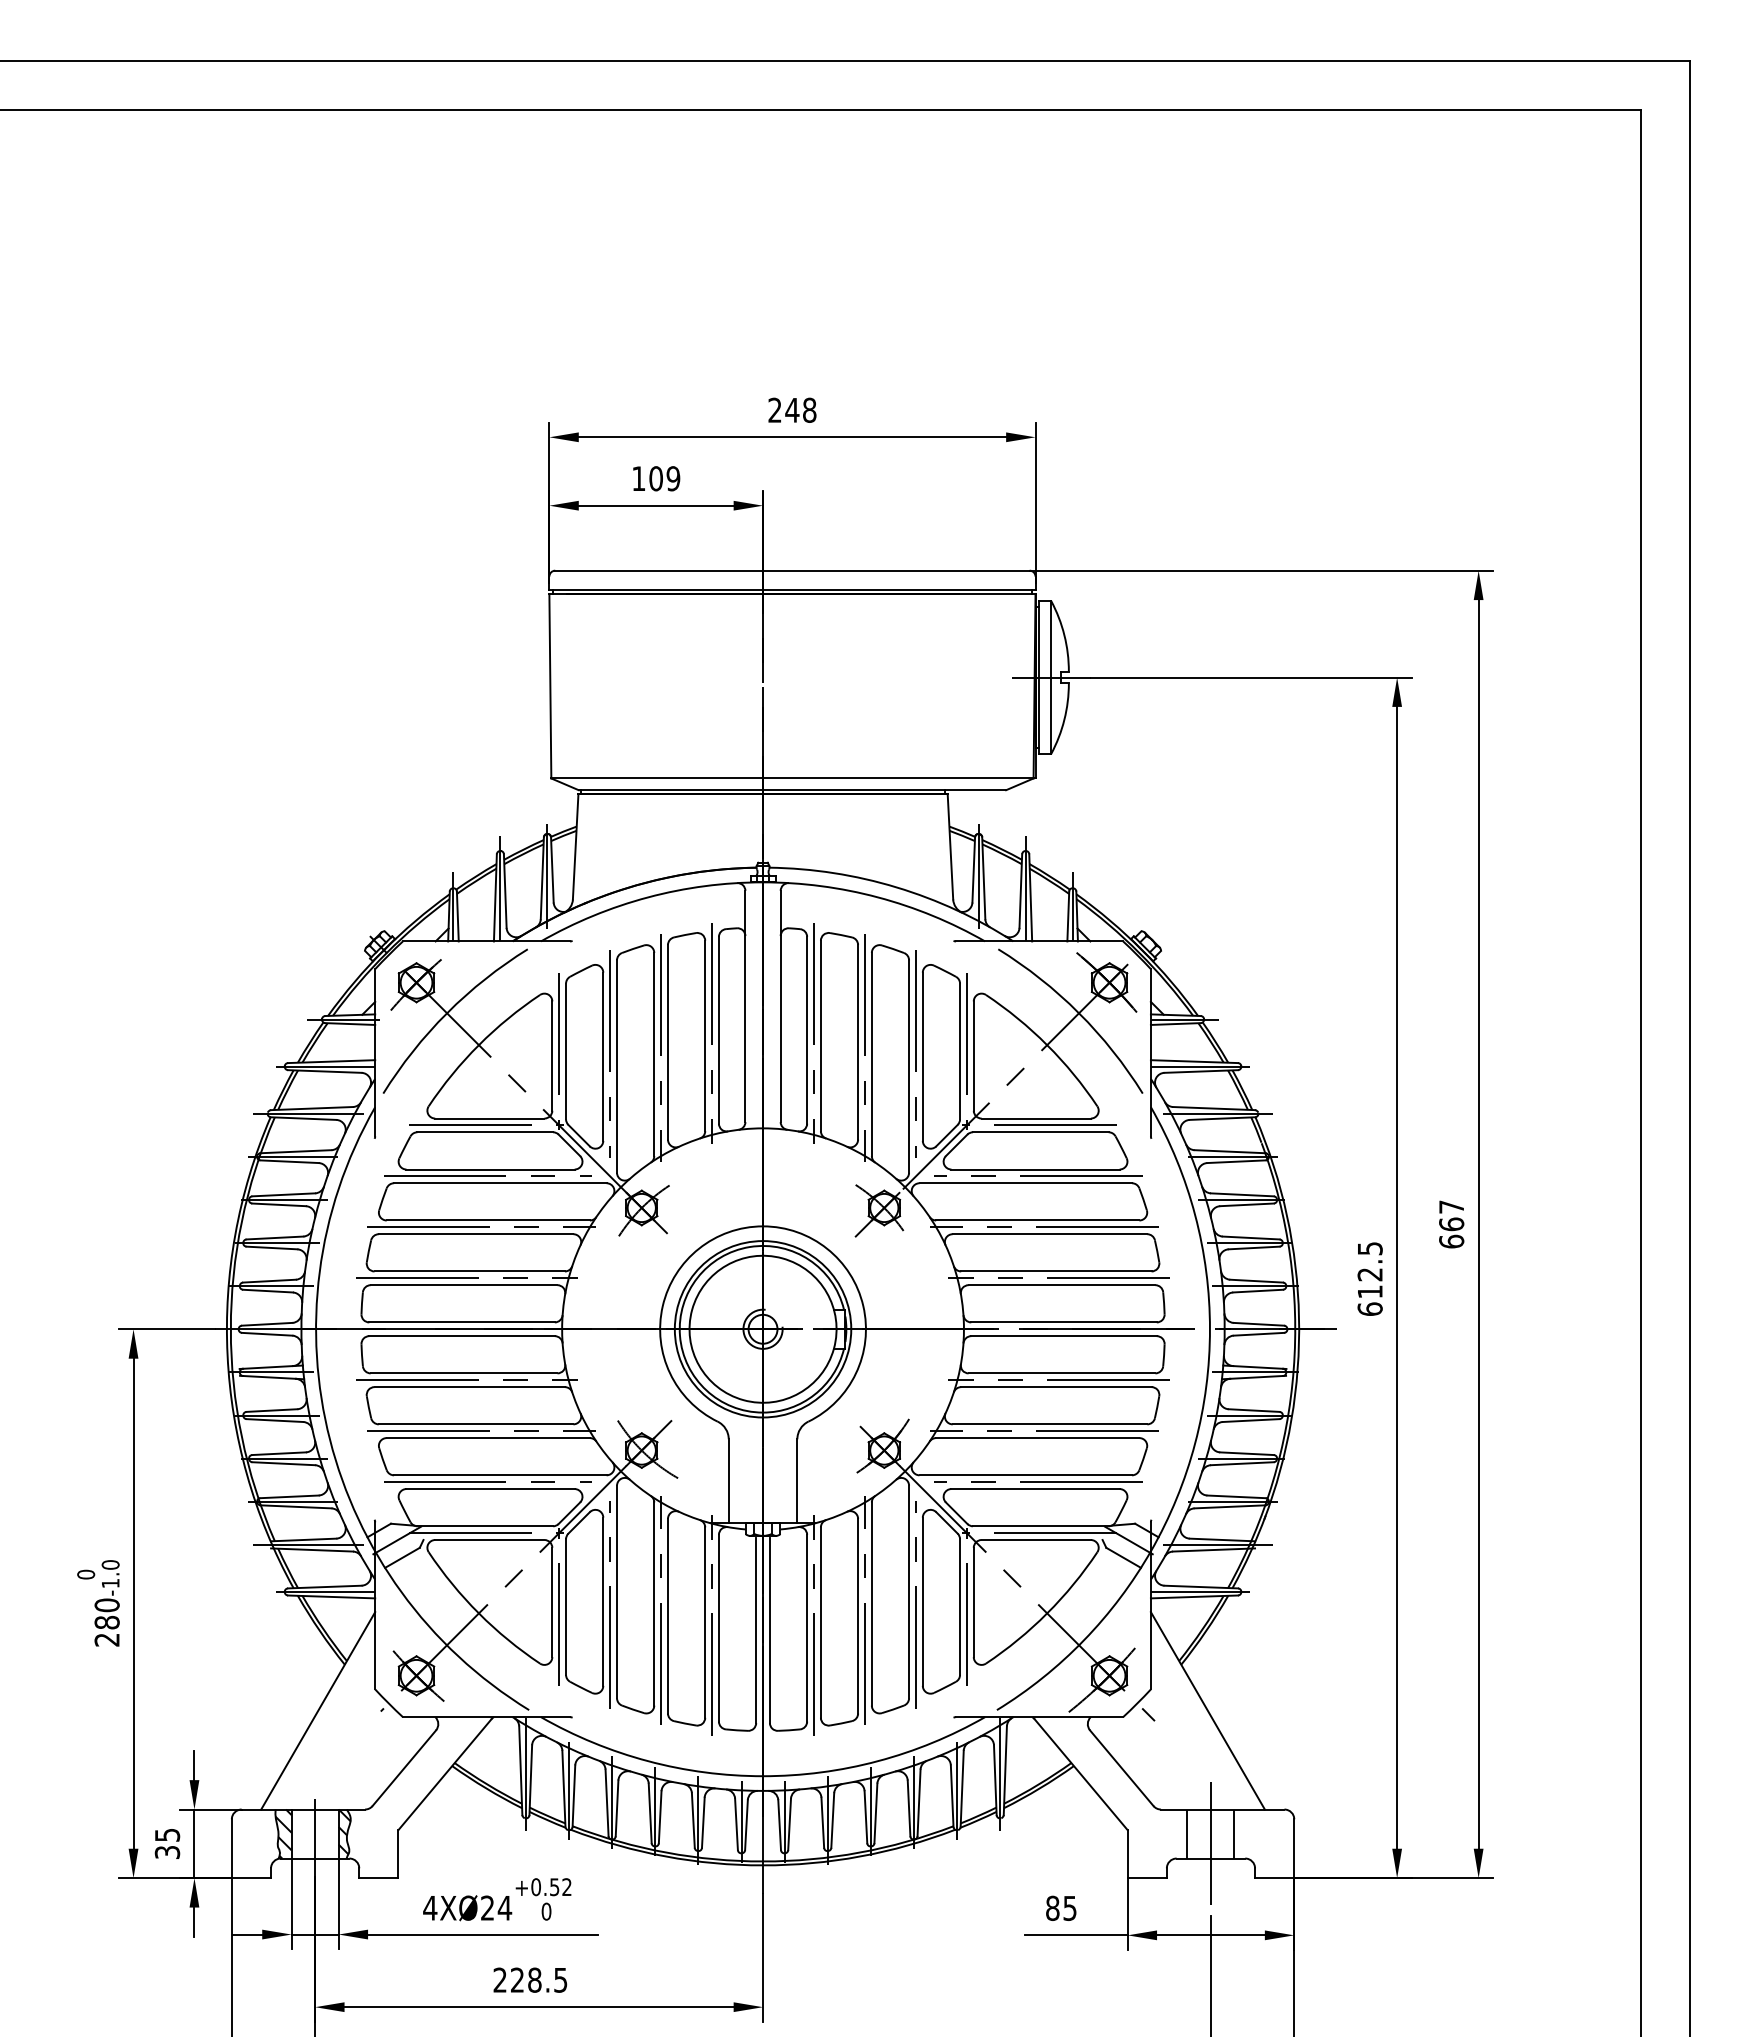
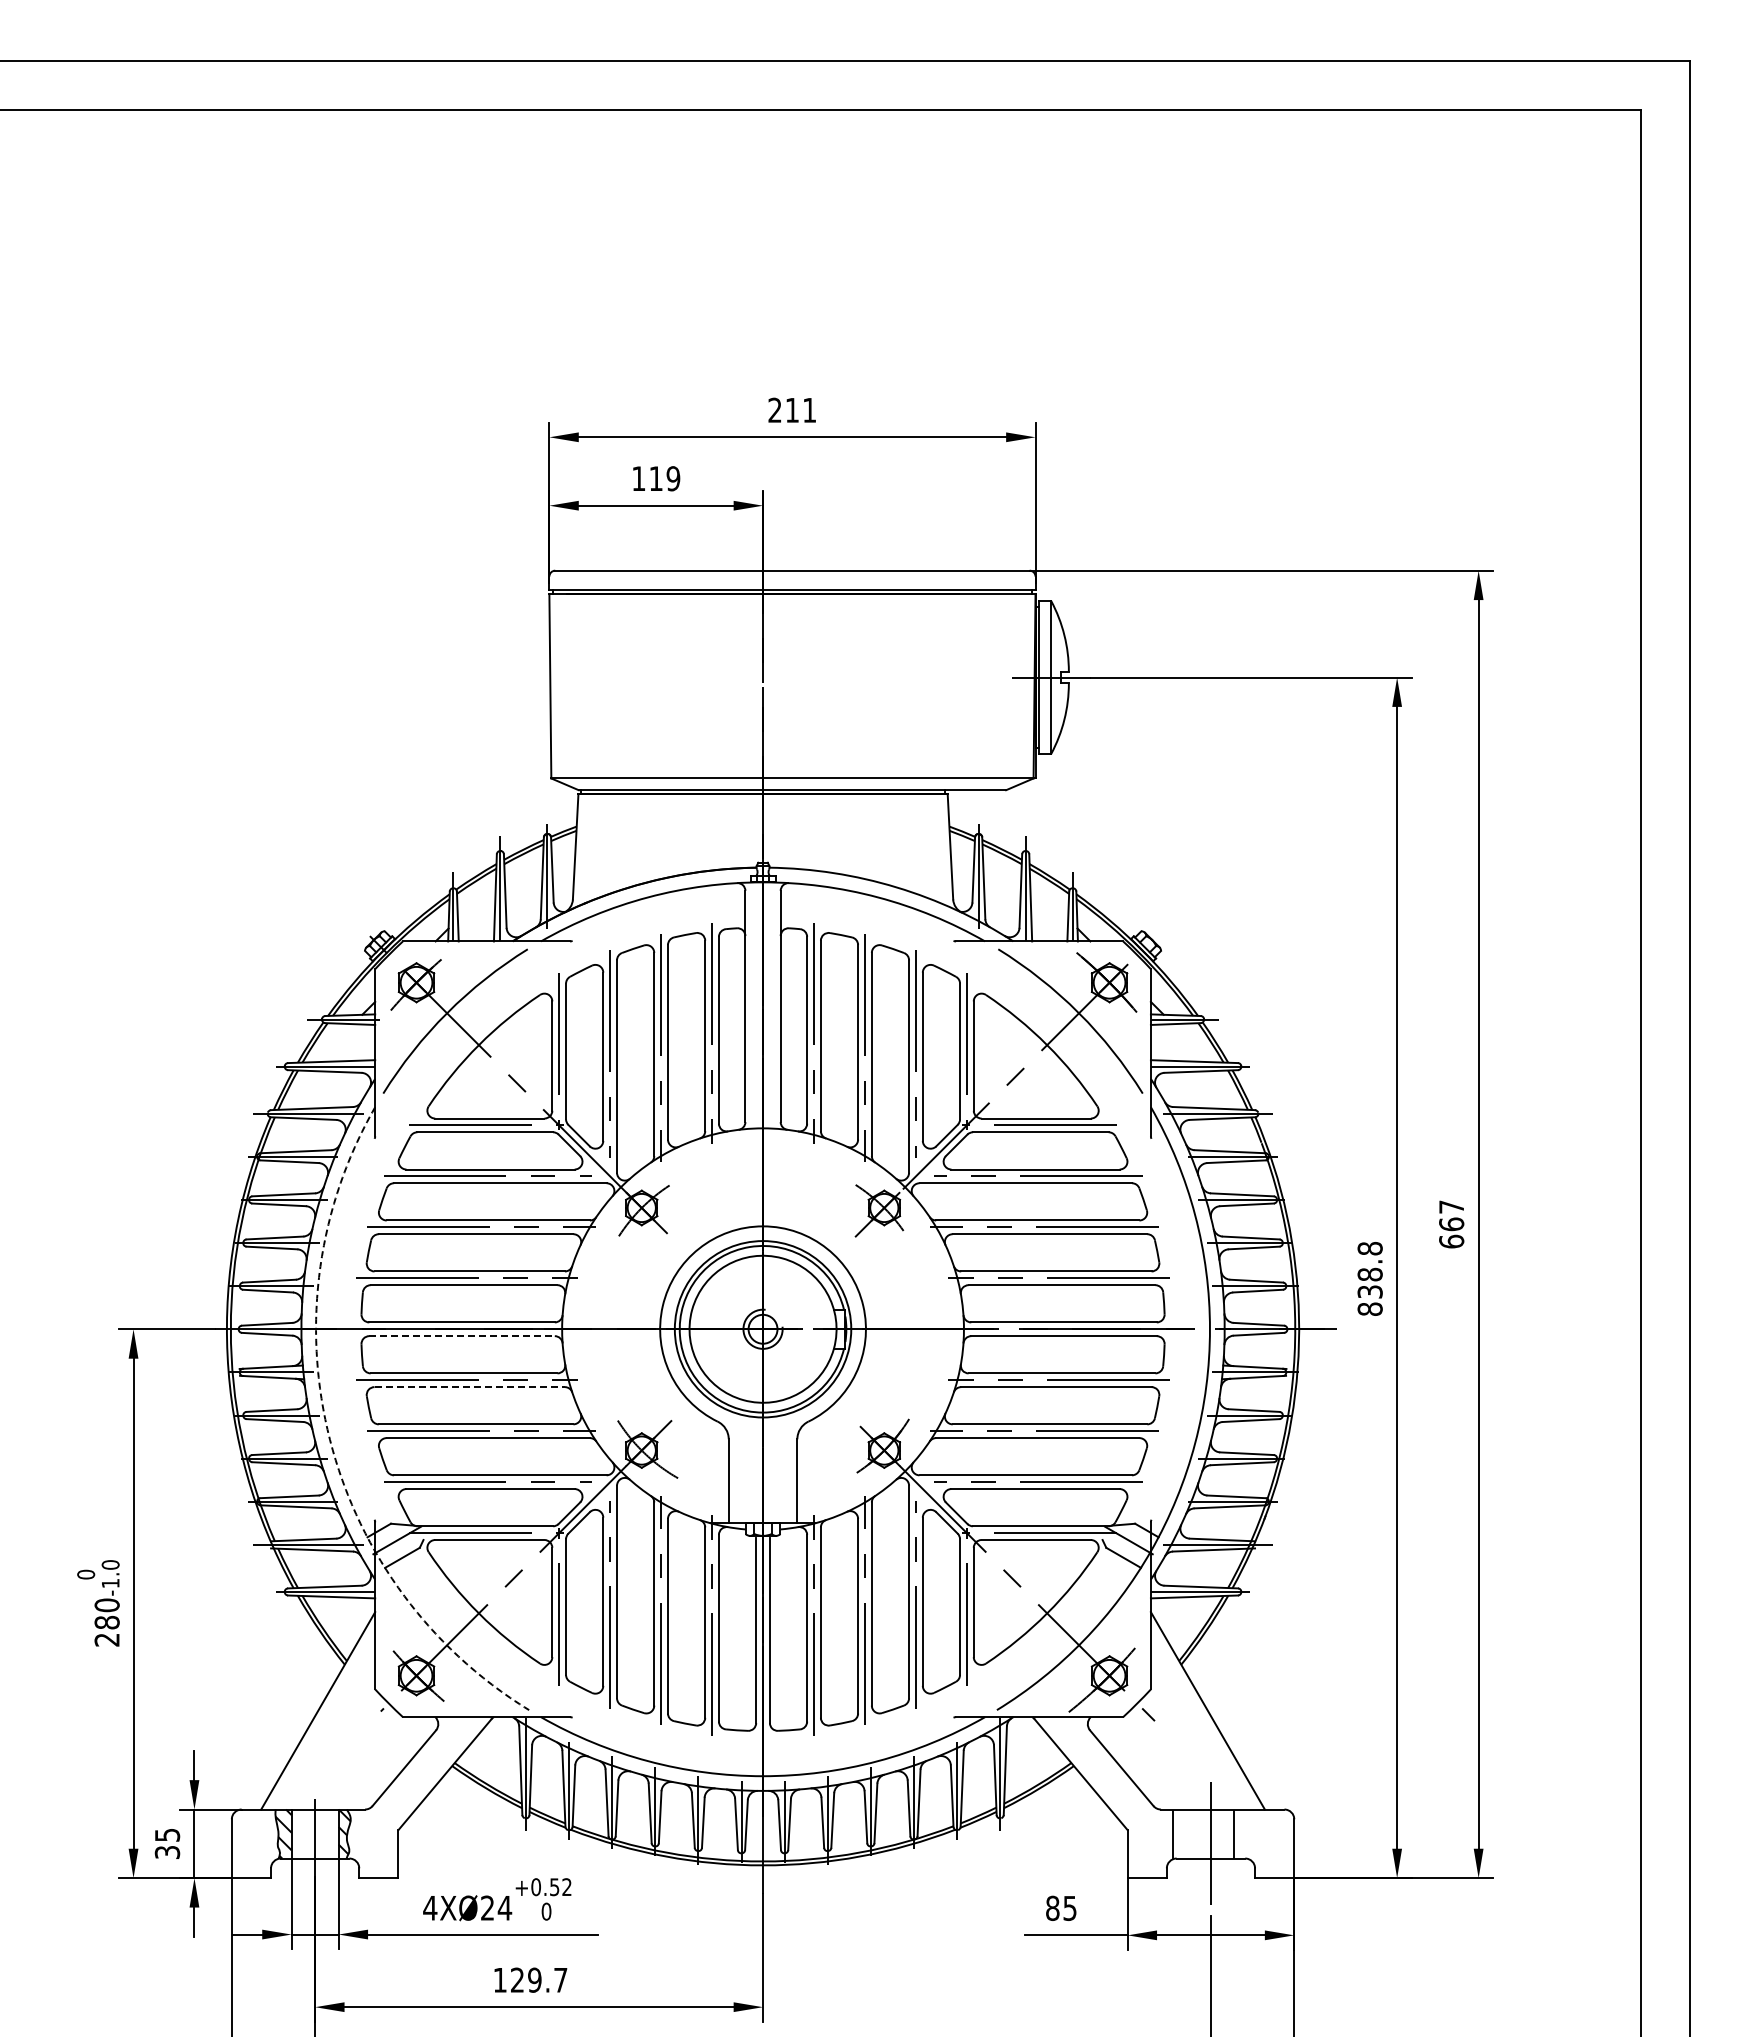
text: 248 -> 211 (800, 409)
text: 109 -> 119 (655, 478)
text: 612.5 -> 838.8 (1369, 1278)
line: solid -> dashed (462, 1336)
line: solid -> dashed (470, 1387)
arc: solid -> dashed (330, 1439)
line position: (1187, 1833) -> (1173, 1833) (1173, 1833)
text: 228.5 -> 129.7 (530, 1979)
